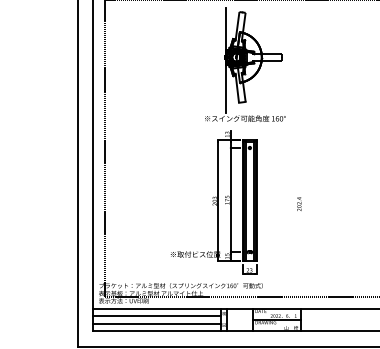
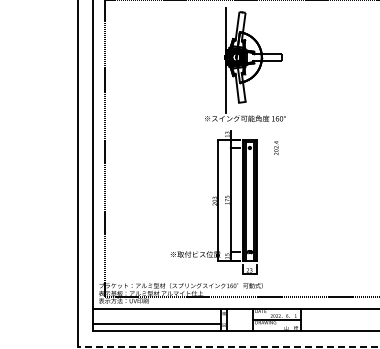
text position: (299, 203) -> (276, 147) (276, 147)
line: present -> none (157, 316)
line: solid -> dashed (228, 346)
